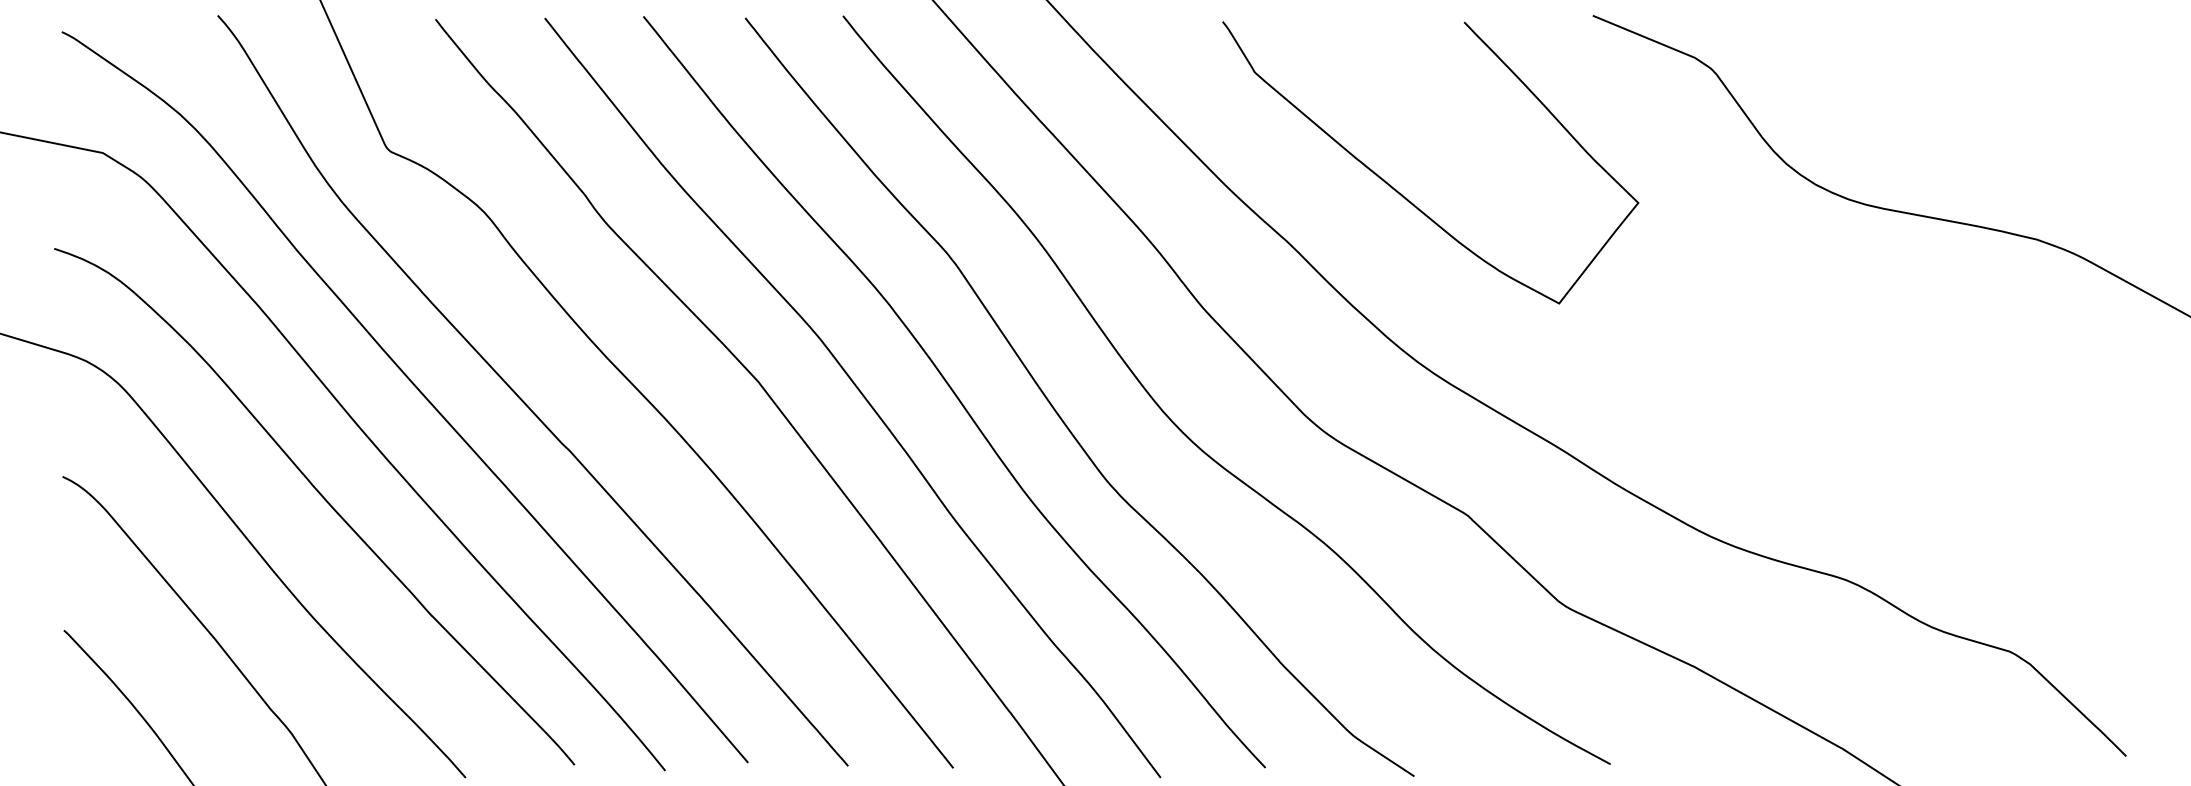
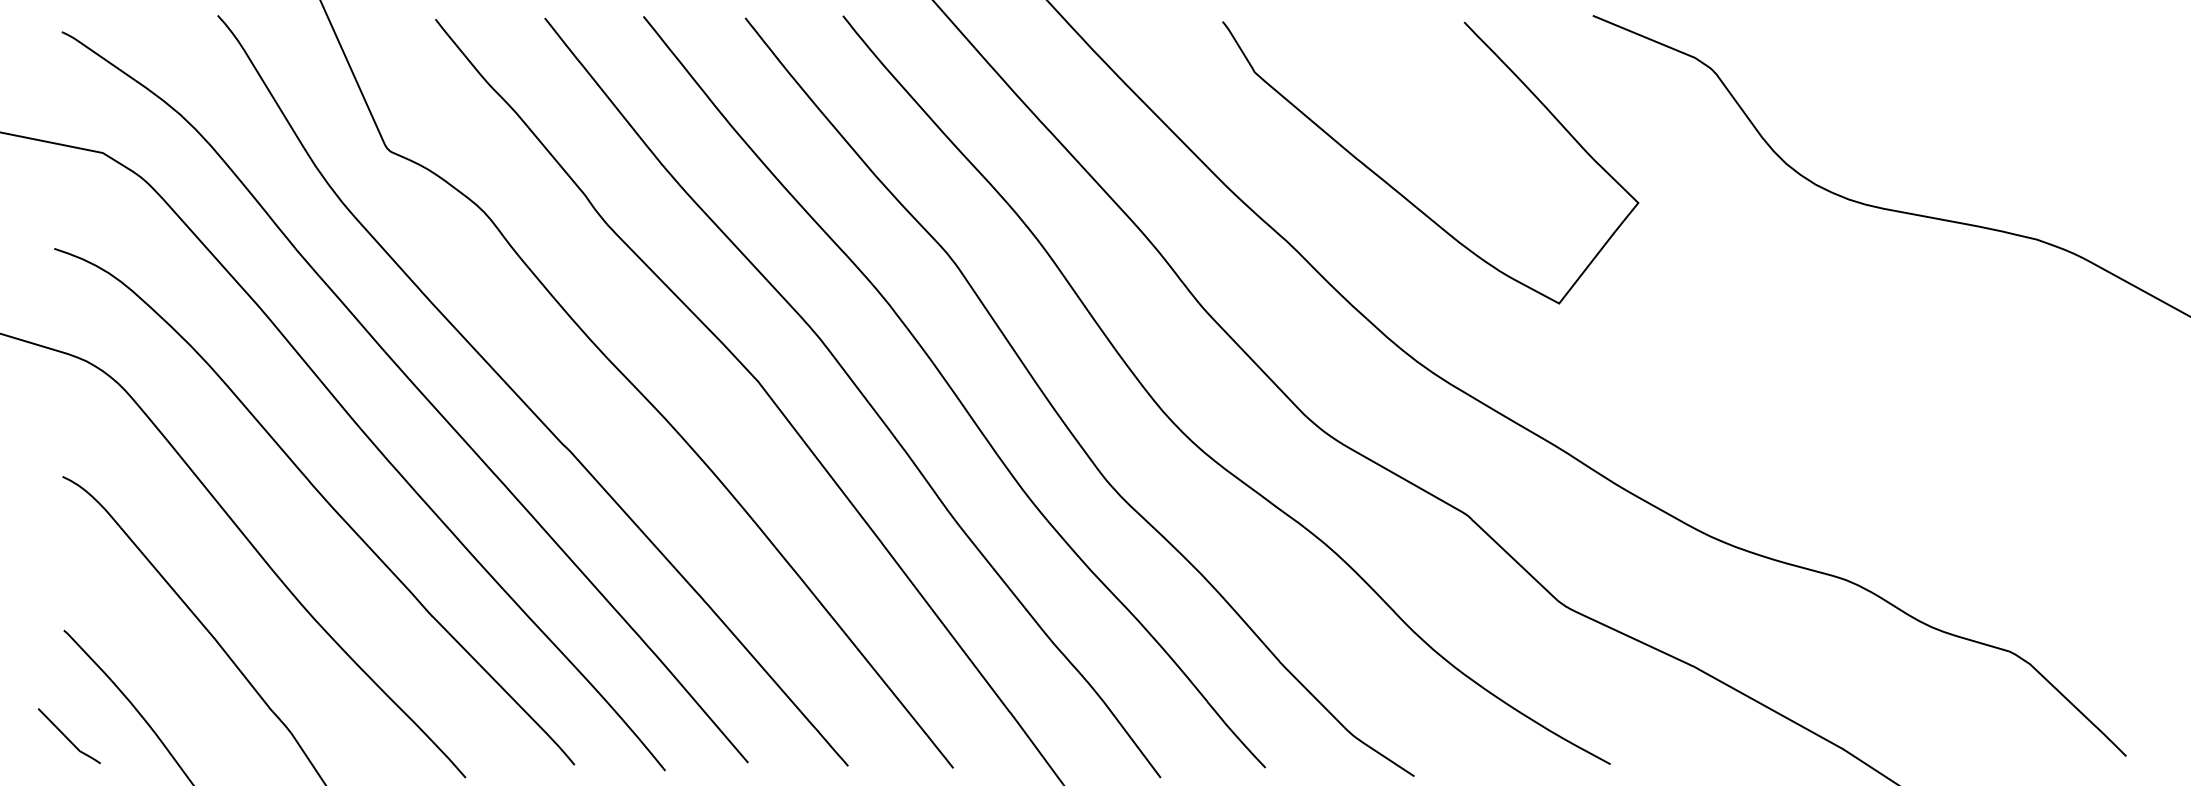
line: none -> present (67, 737)
